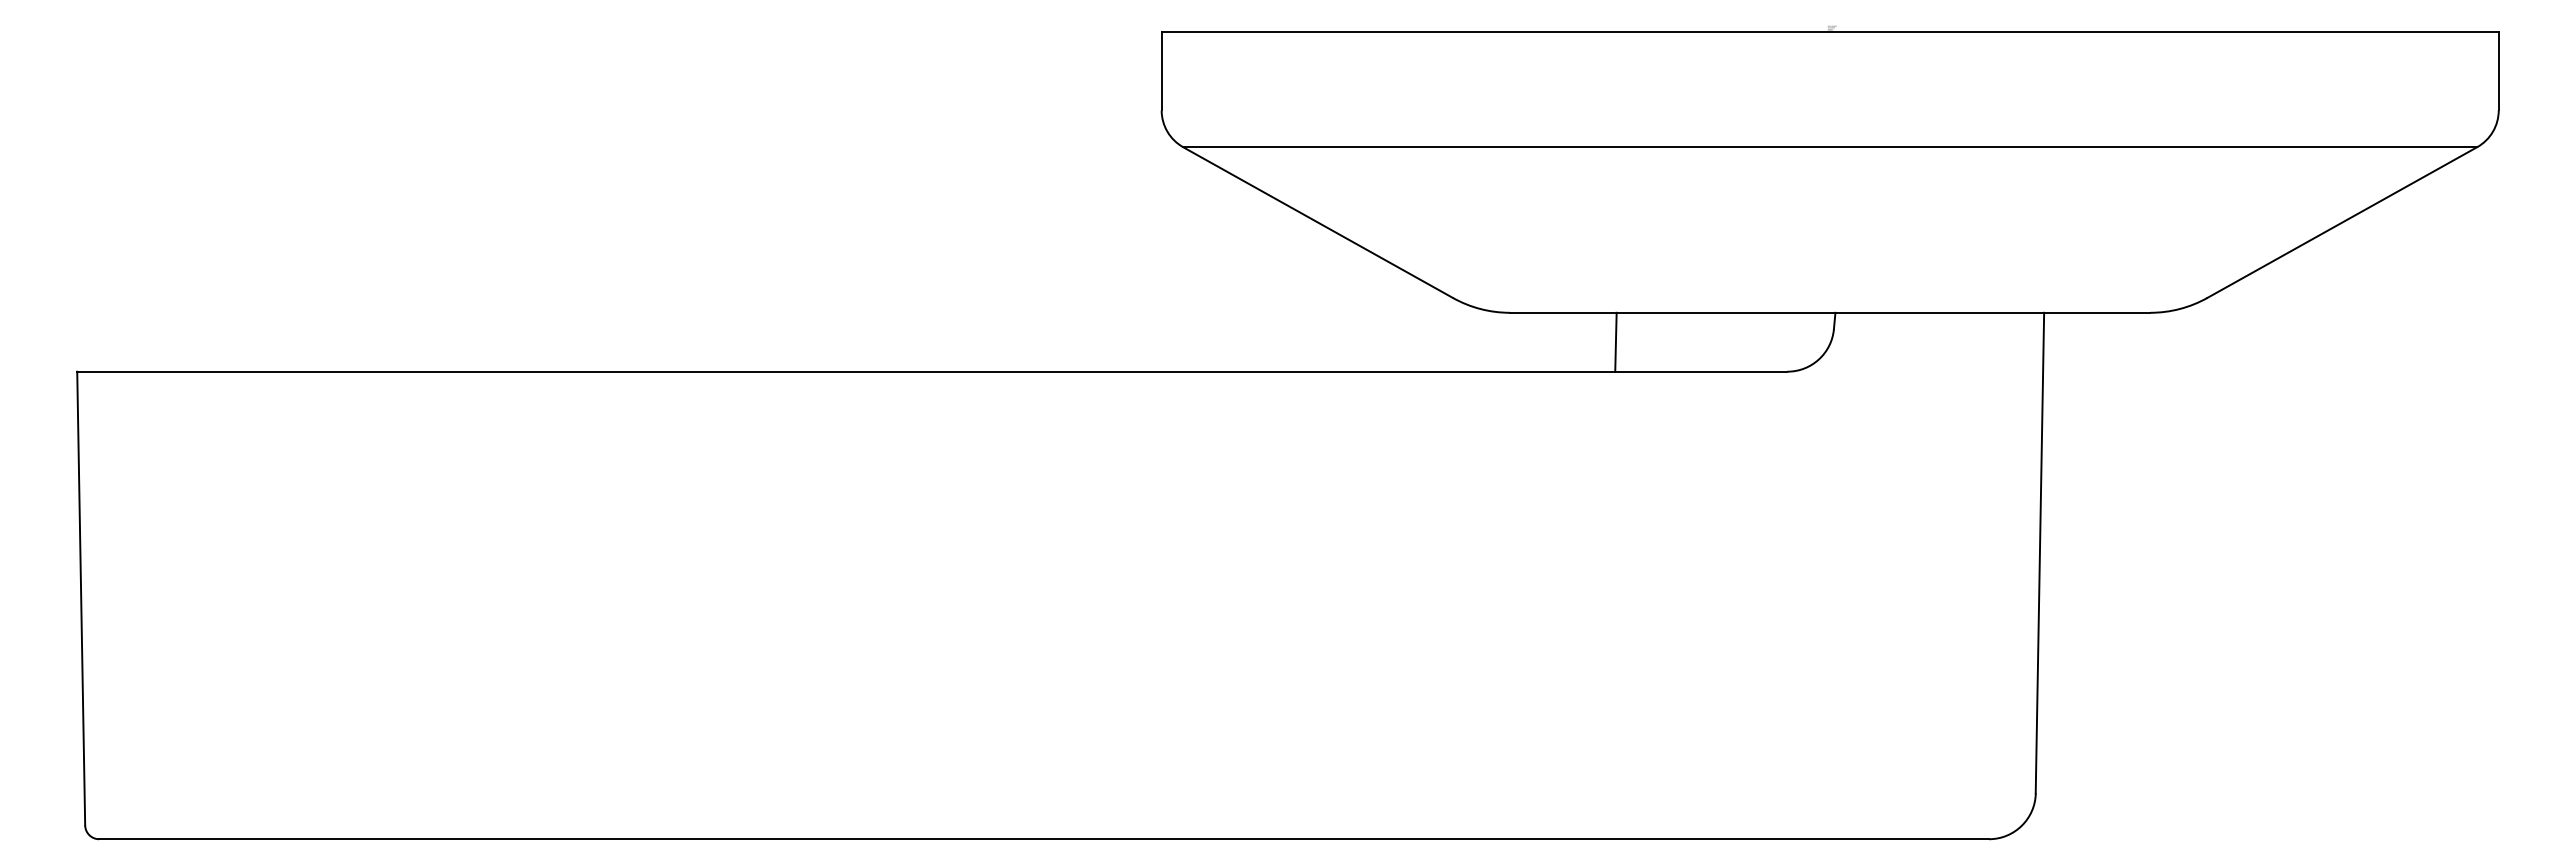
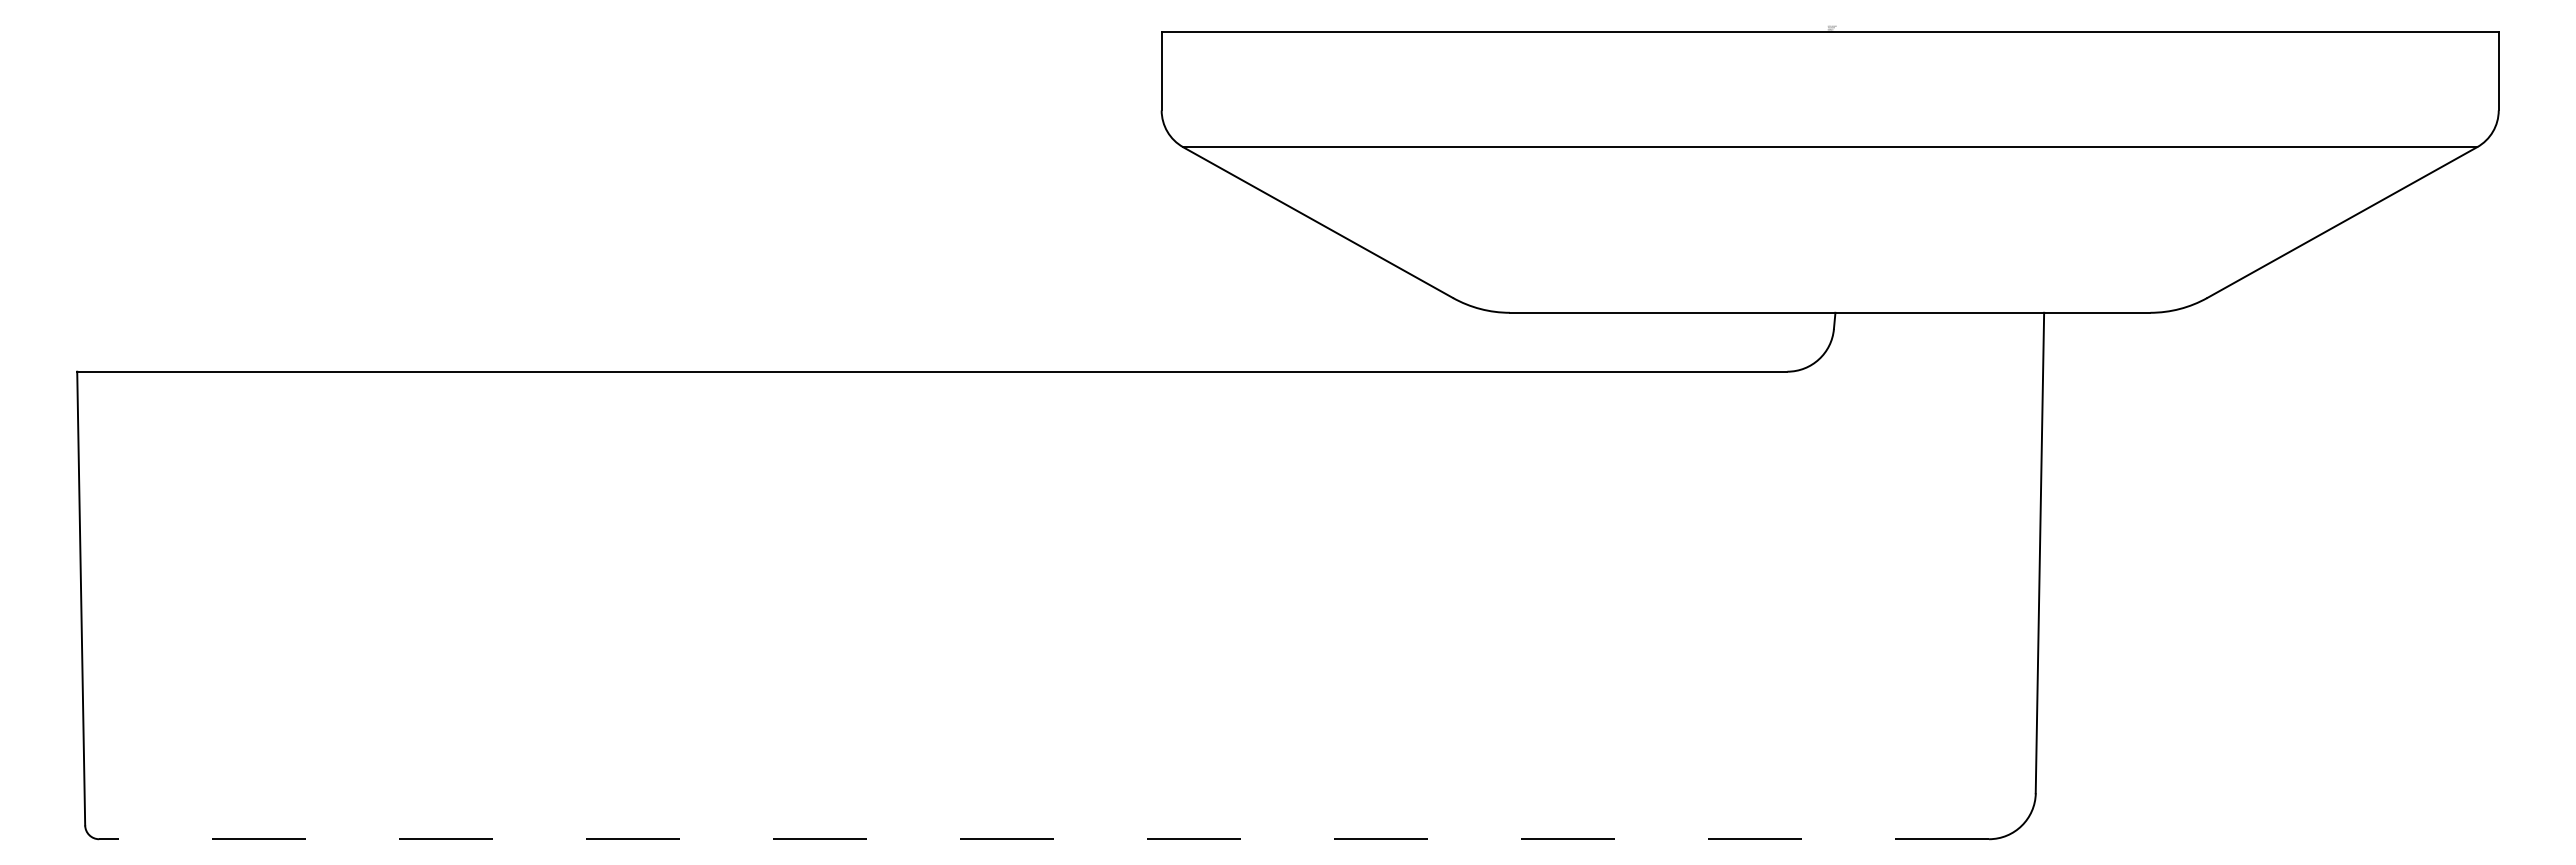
line: present -> none (1615, 341)
line: solid -> dashed (1044, 839)
